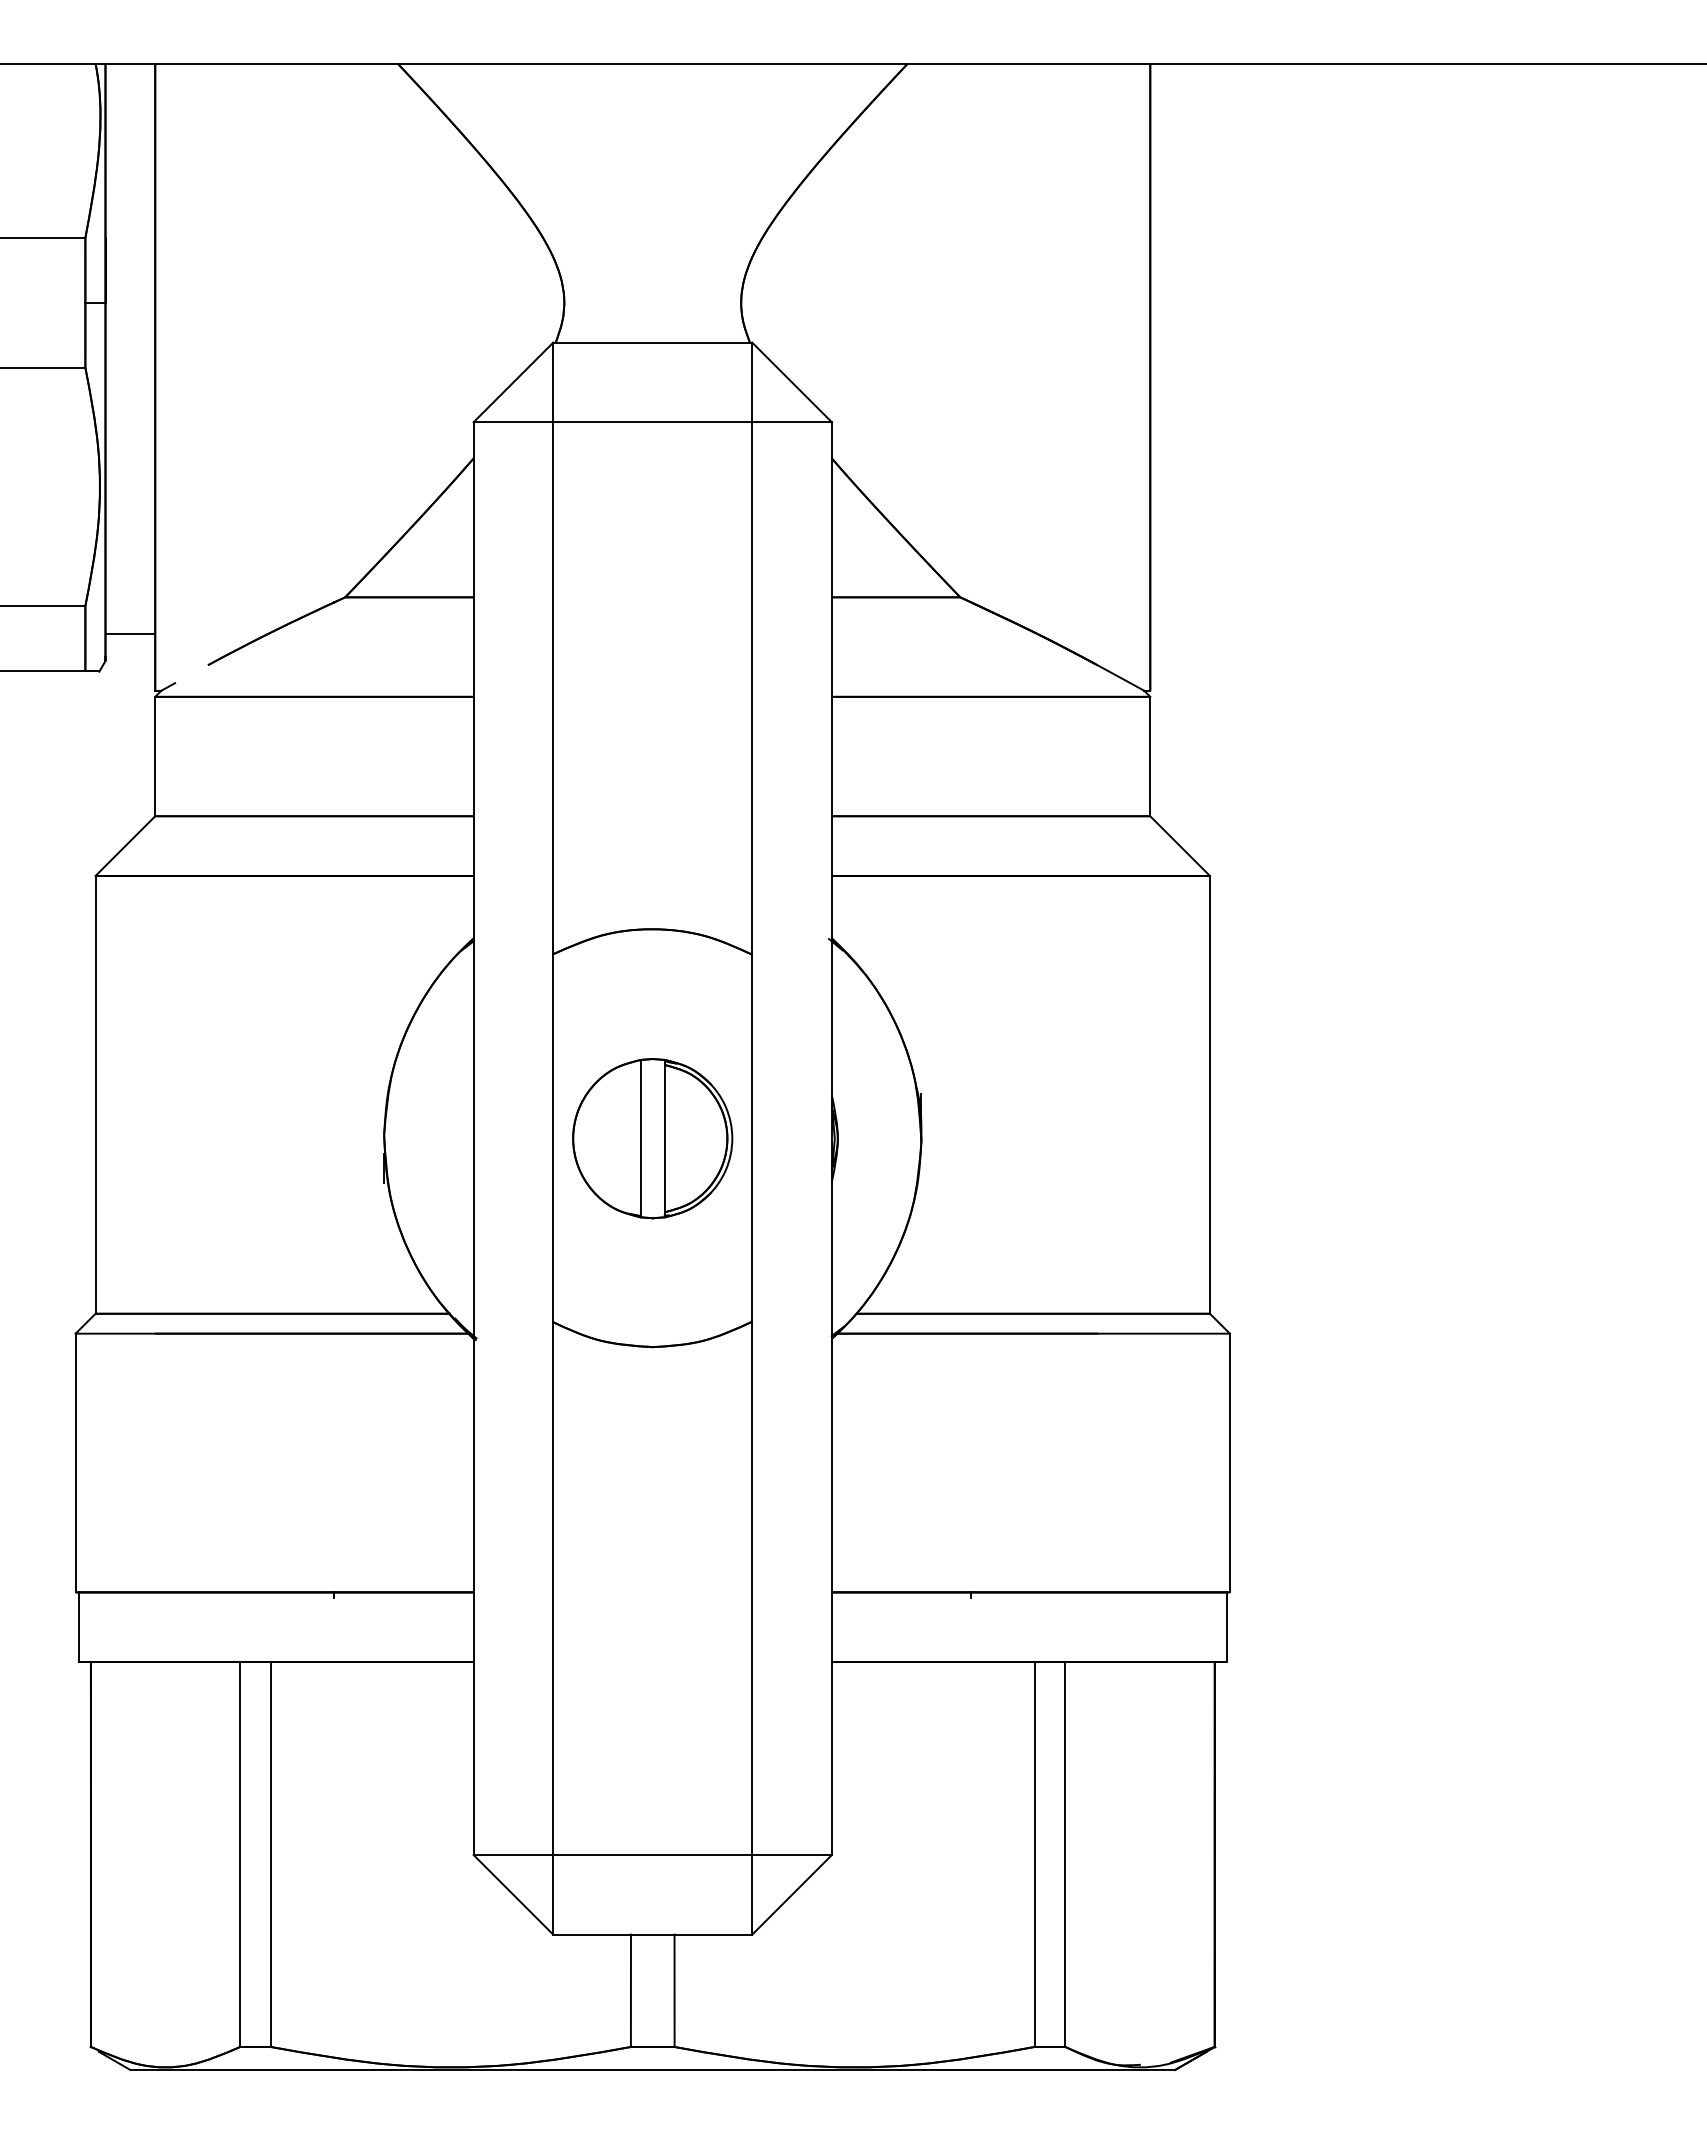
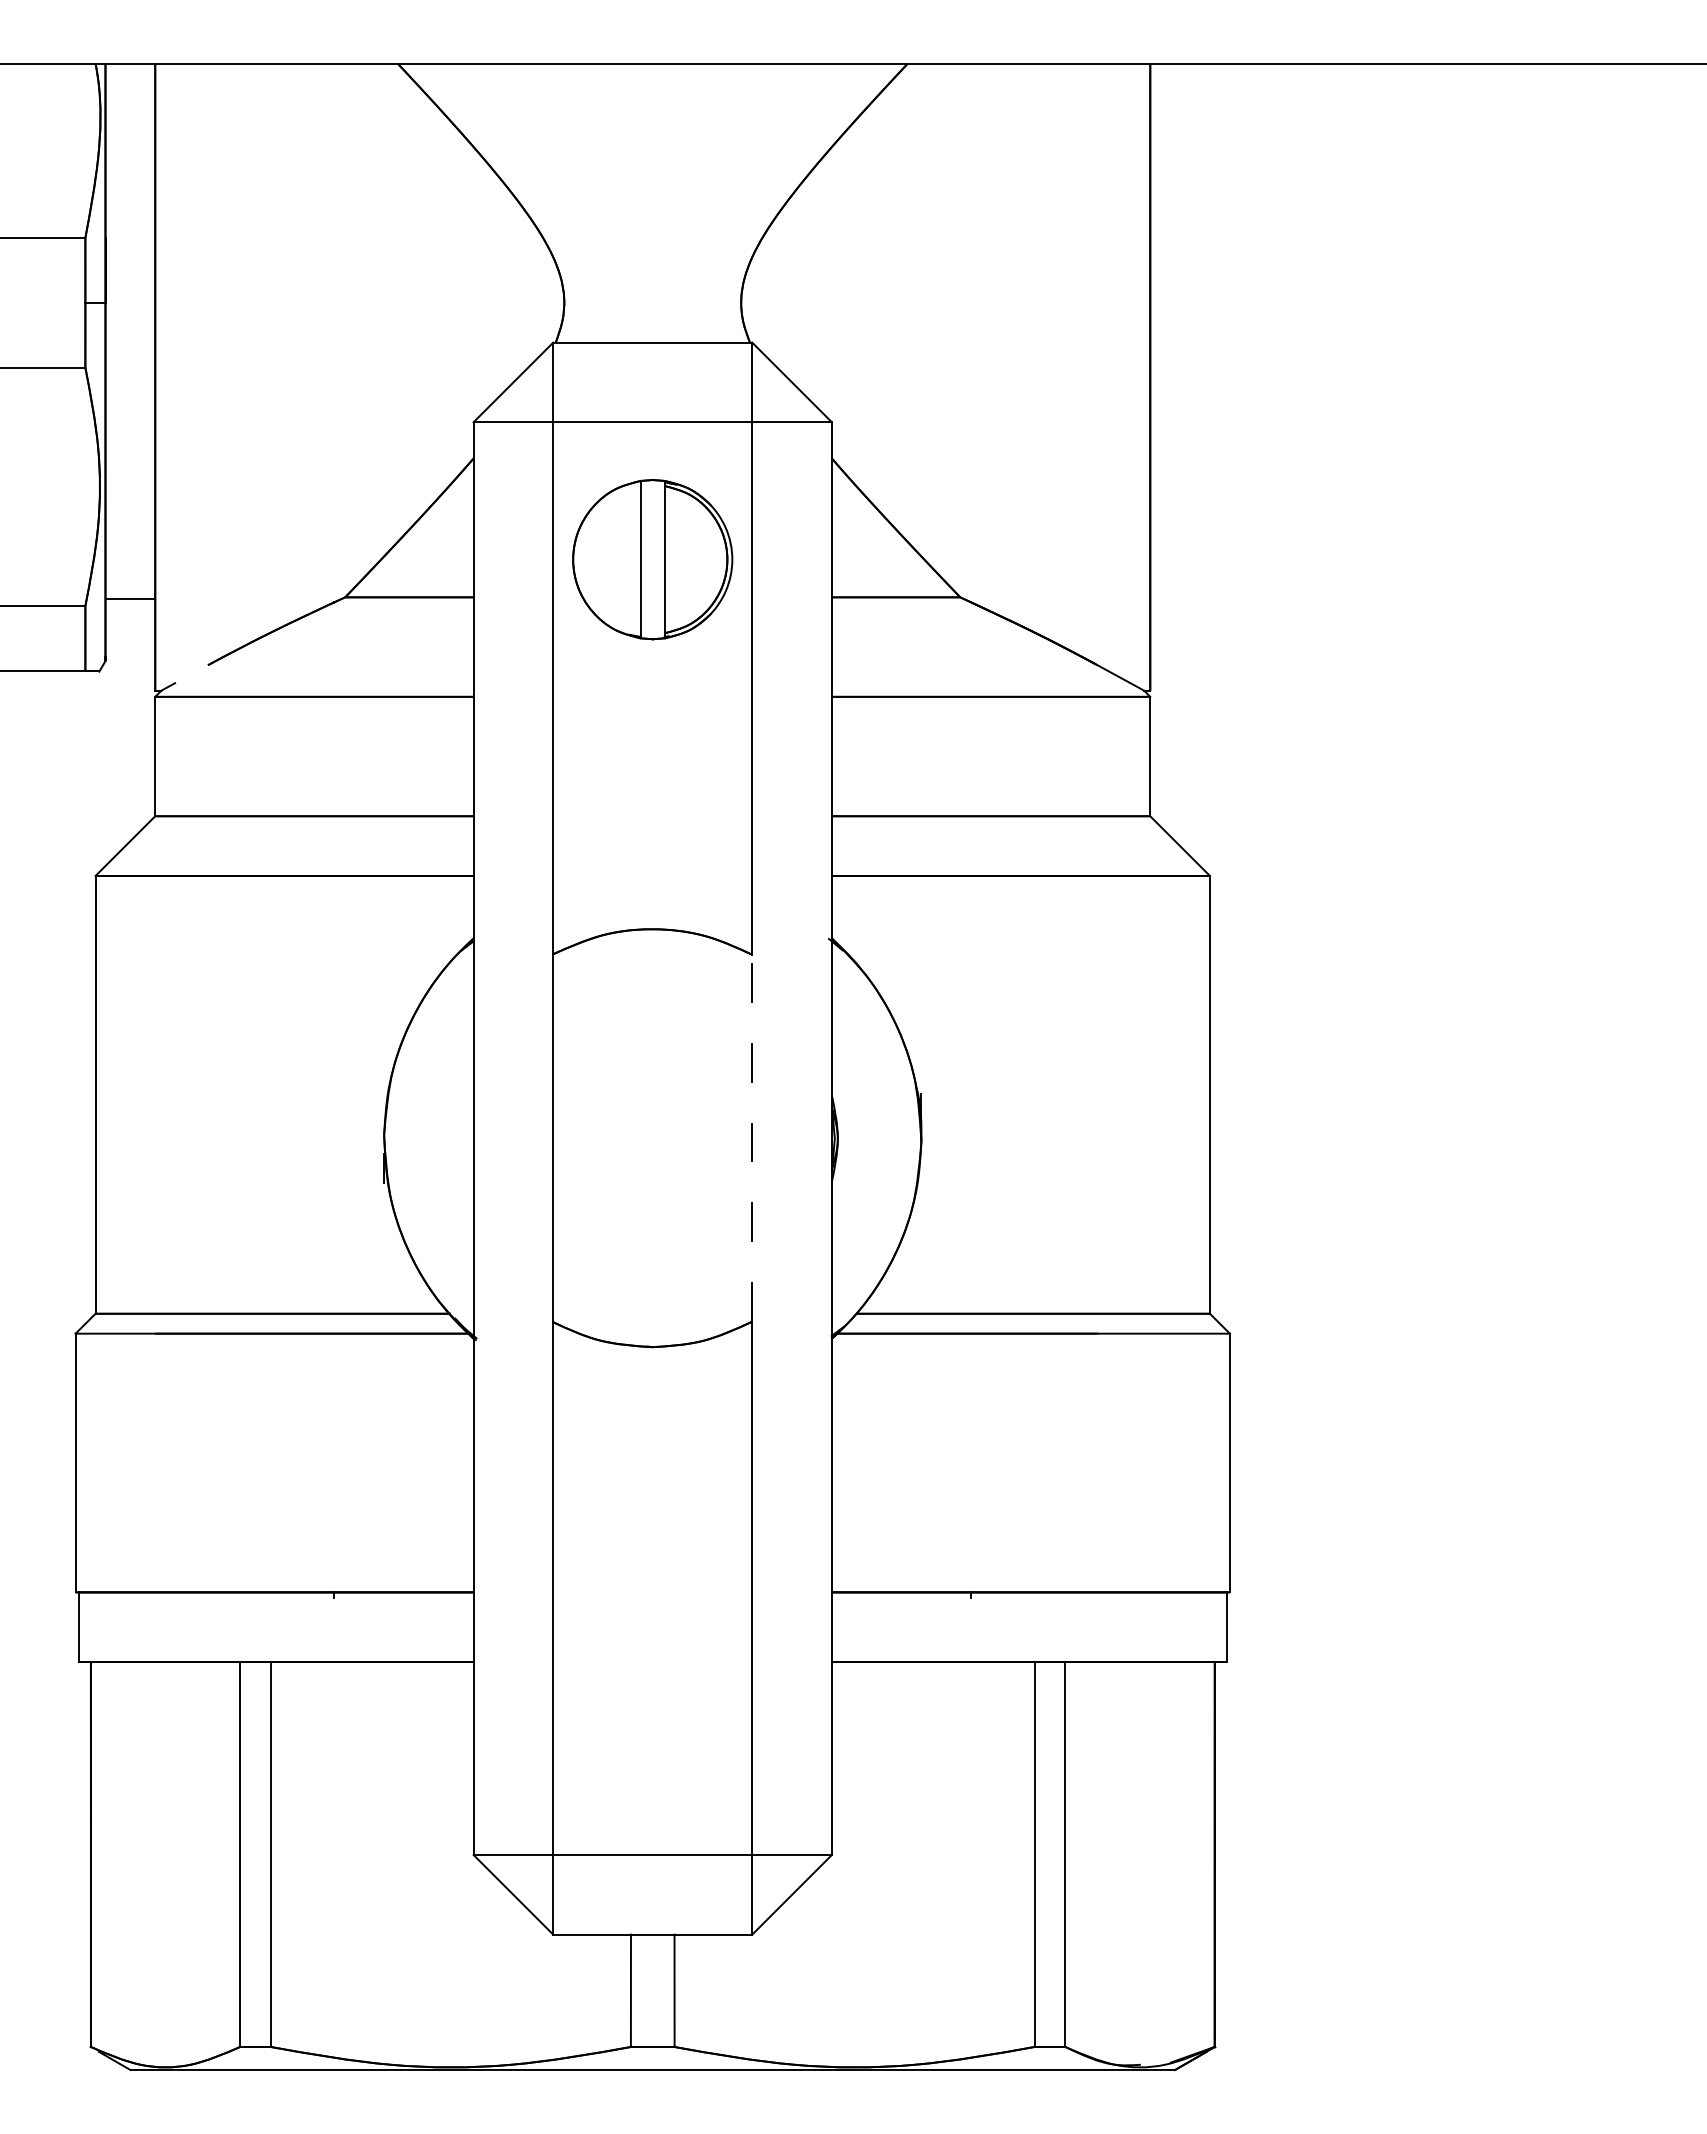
line position: (130, 633) -> (130, 598) (130, 598)
line: solid -> dashed (752, 1137)
part position: (652, 1138) -> (652, 559) (652, 559)
